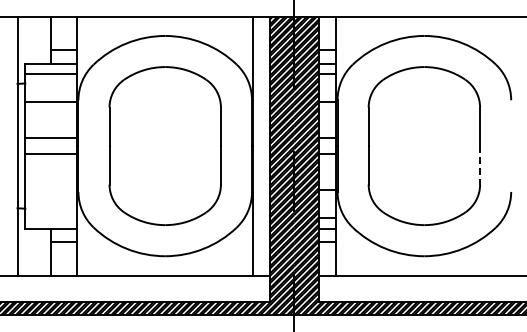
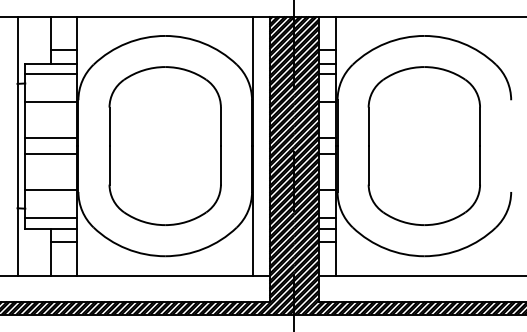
line: dashed -> solid (480, 165)
line: none -> present (51, 190)
line: none -> present (51, 217)
